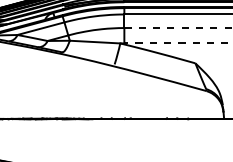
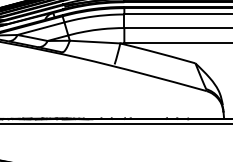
line: dashed -> solid (178, 28)
line: dashed -> solid (178, 43)
line: none -> present (115, 124)
